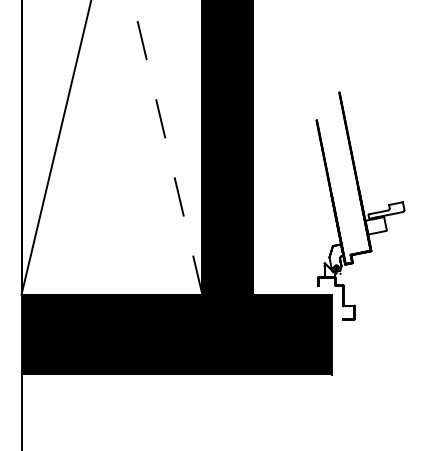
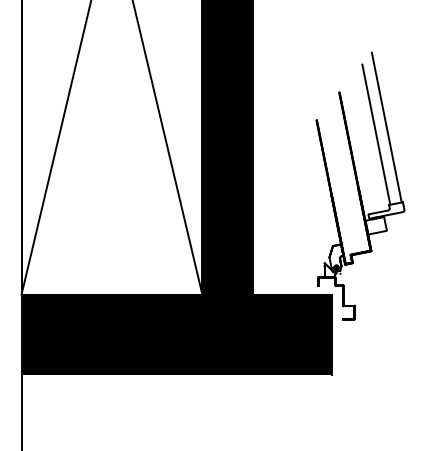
line: none -> present (386, 127)
line: none -> present (376, 134)
line: dashed -> solid (167, 146)
